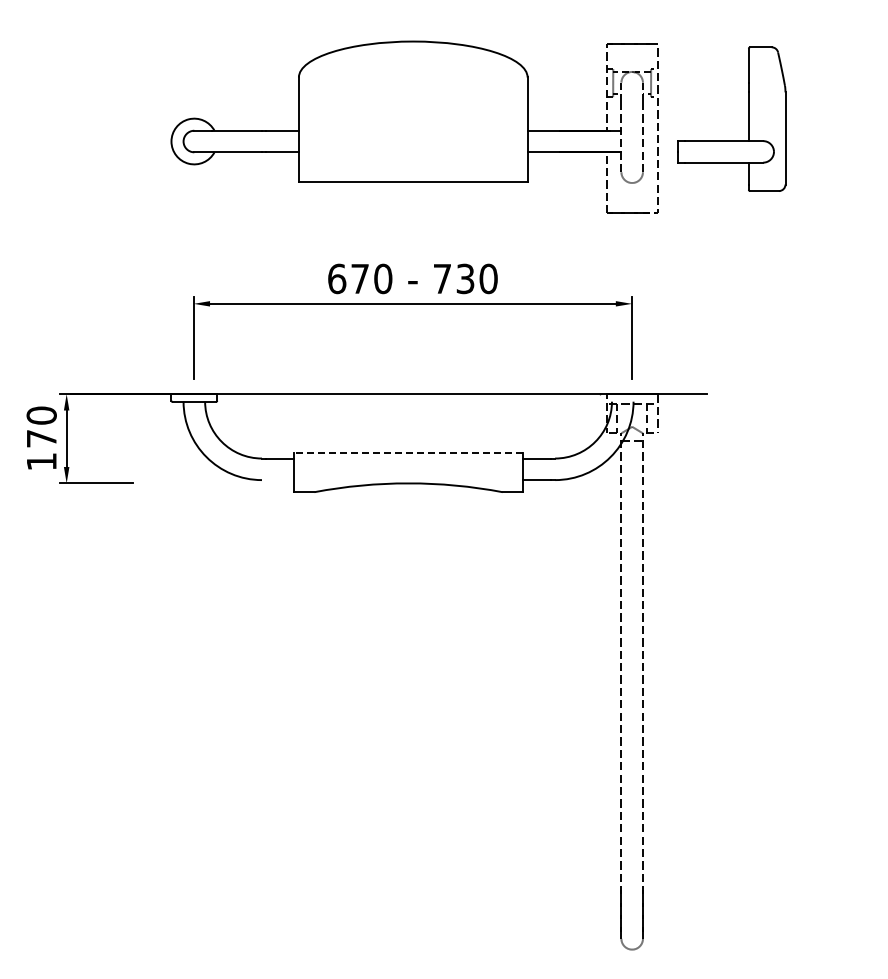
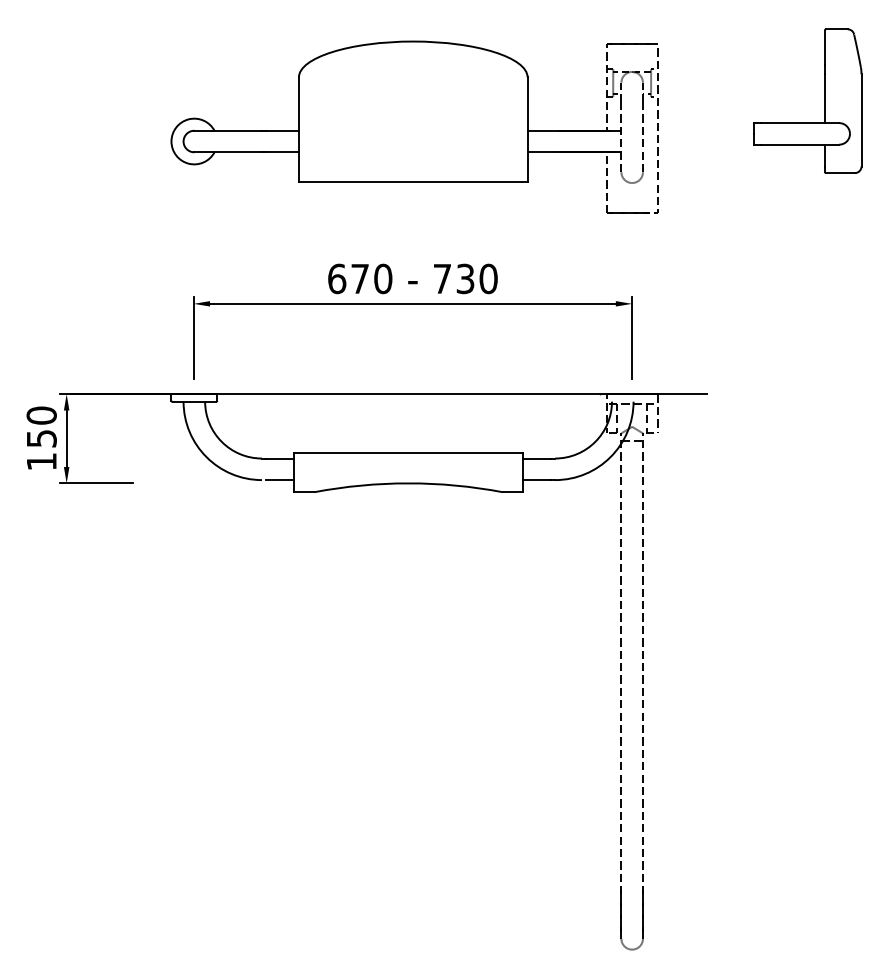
part position: (748, 118) -> (824, 100) (824, 100)
text: 170 -> 150 (41, 438)
line: dashed -> solid (408, 452)
line: none -> present (280, 480)
